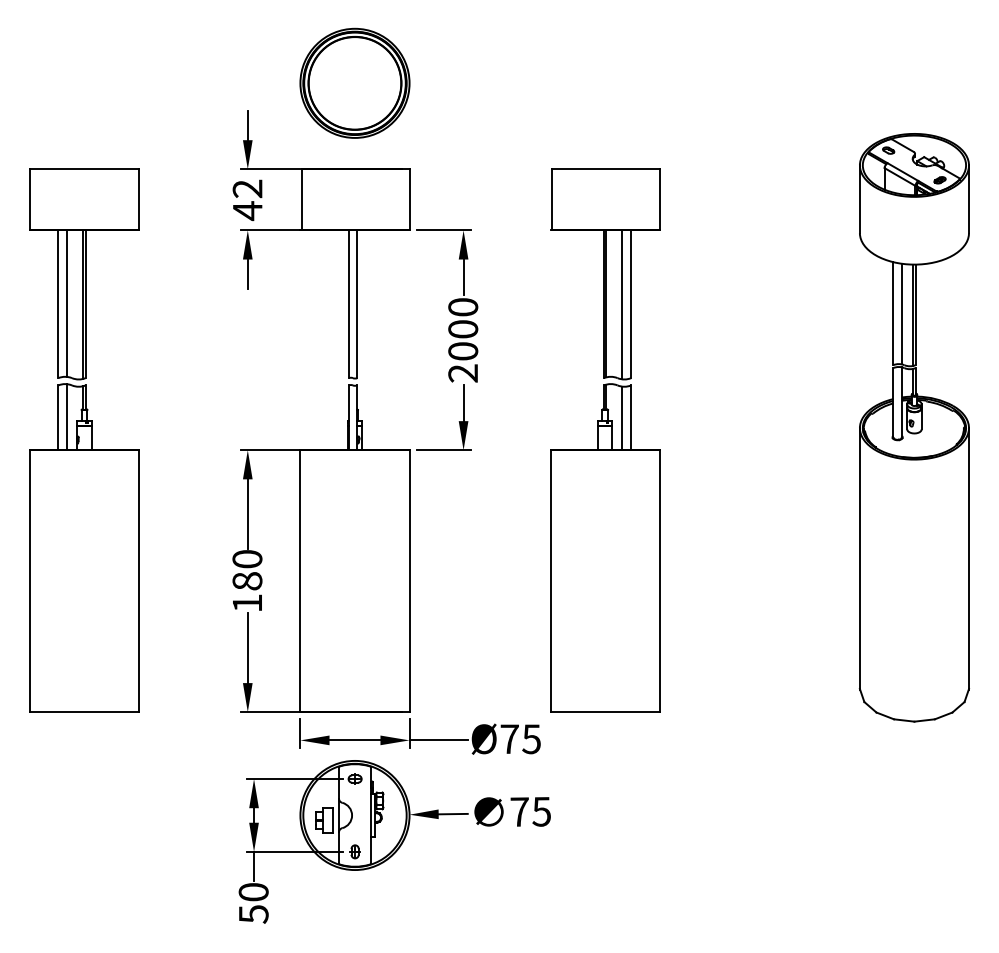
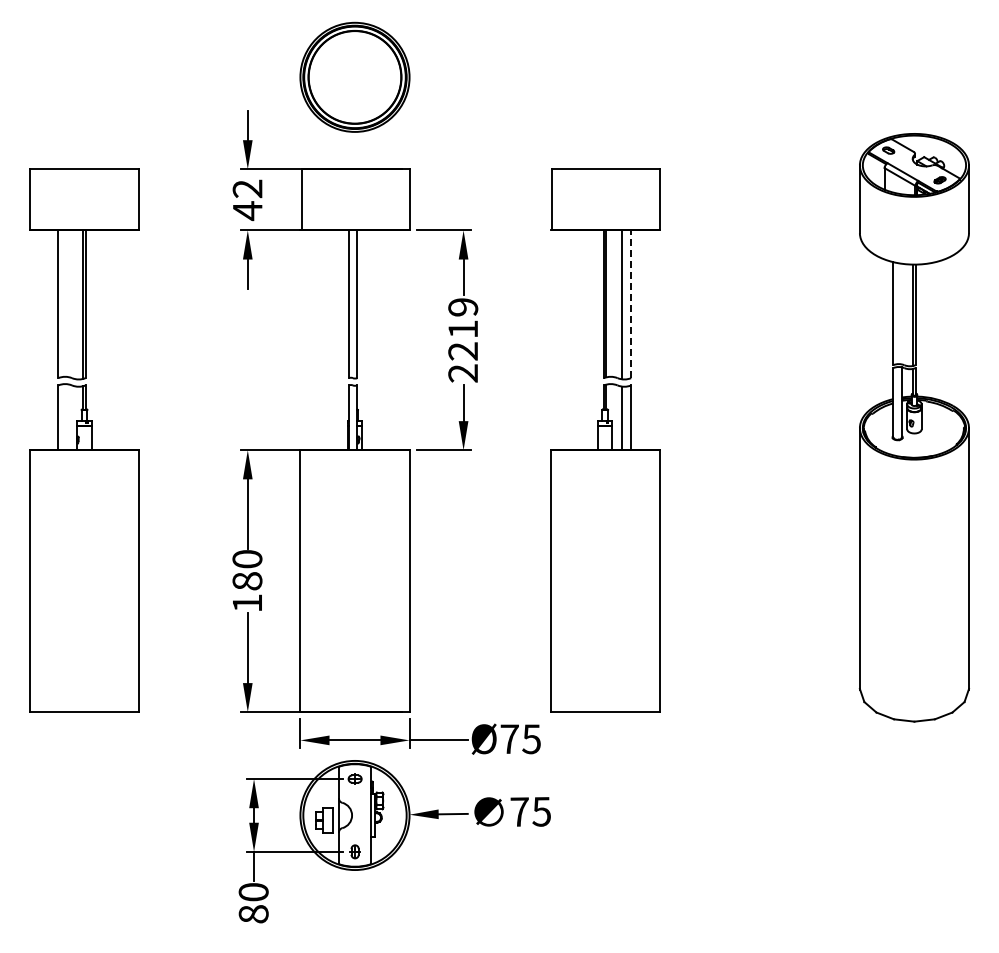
part position: (354, 82) -> (354, 76) (354, 76)
line: present -> none (67, 303)
line: solid -> dashed (631, 304)
line: present -> none (902, 313)
text: 2000 -> 2219 (463, 329)
line: present -> none (67, 417)
text: 50 -> 80 (253, 914)
